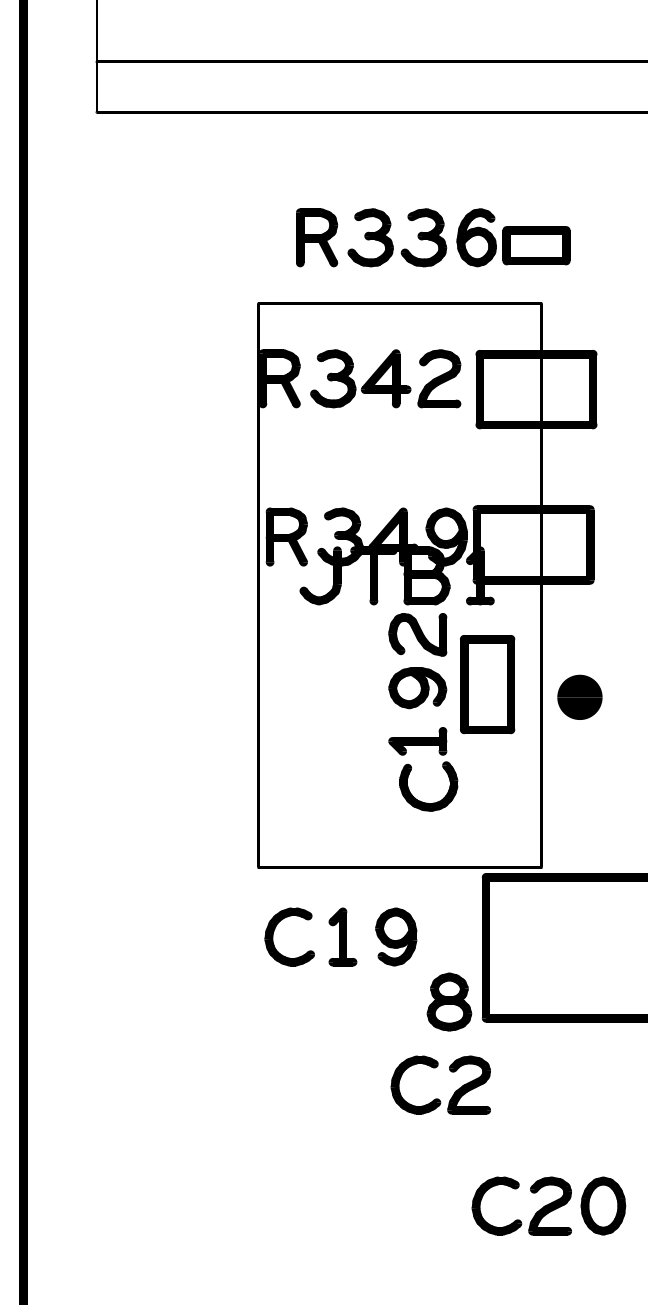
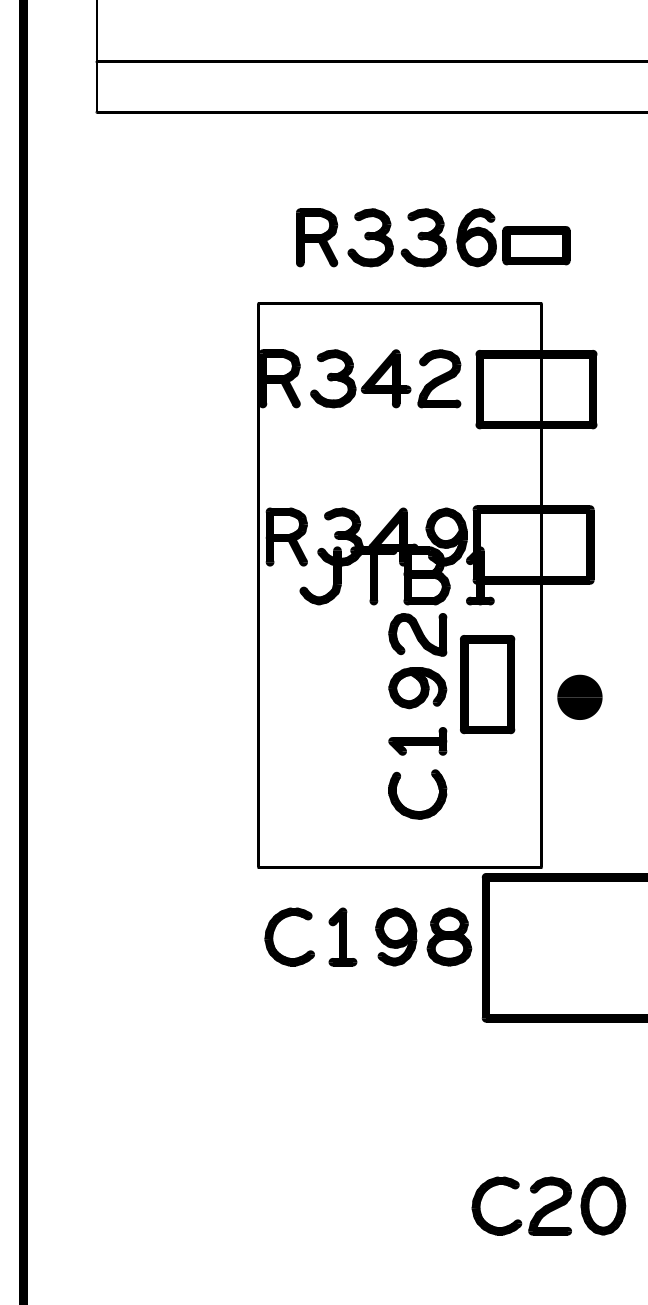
part position: (427, 802) -> (416, 810) (416, 810)
part position: (449, 1001) -> (449, 936) (449, 936)
part: present -> none (438, 1098)
